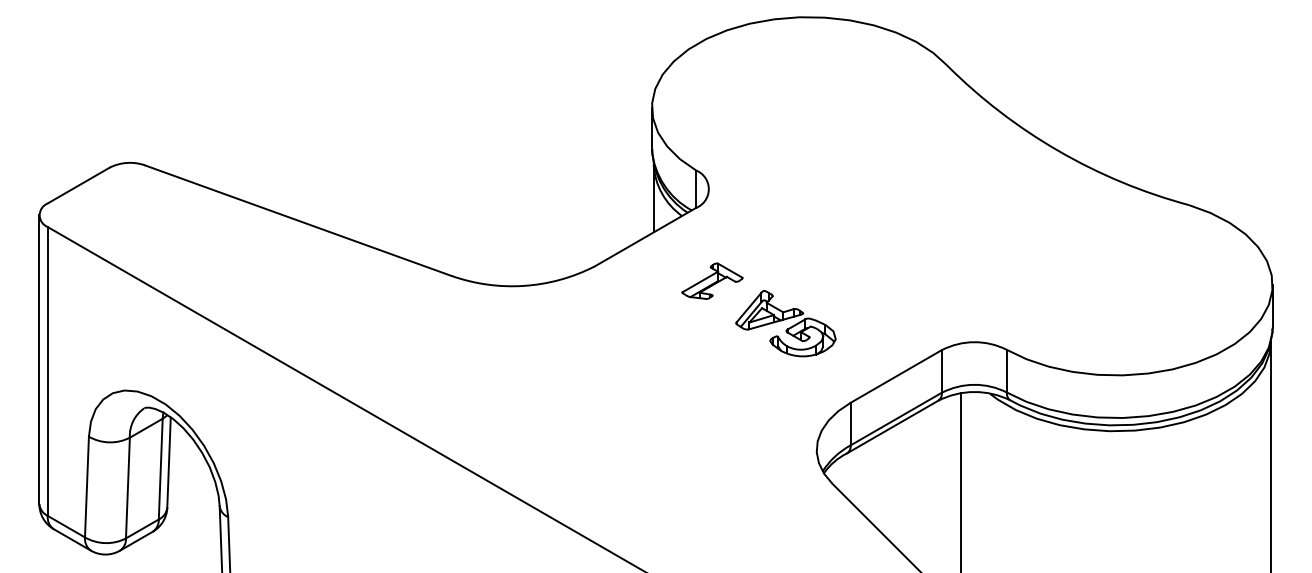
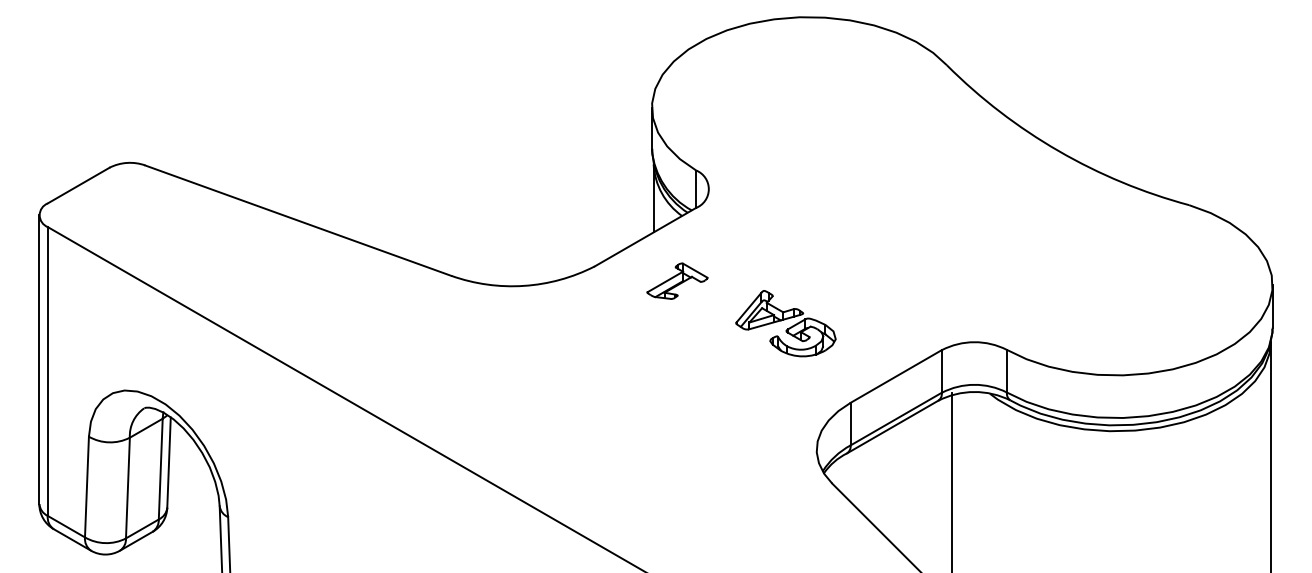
part position: (712, 280) -> (677, 280) (677, 280)
line position: (961, 481) -> (952, 481) (952, 481)
